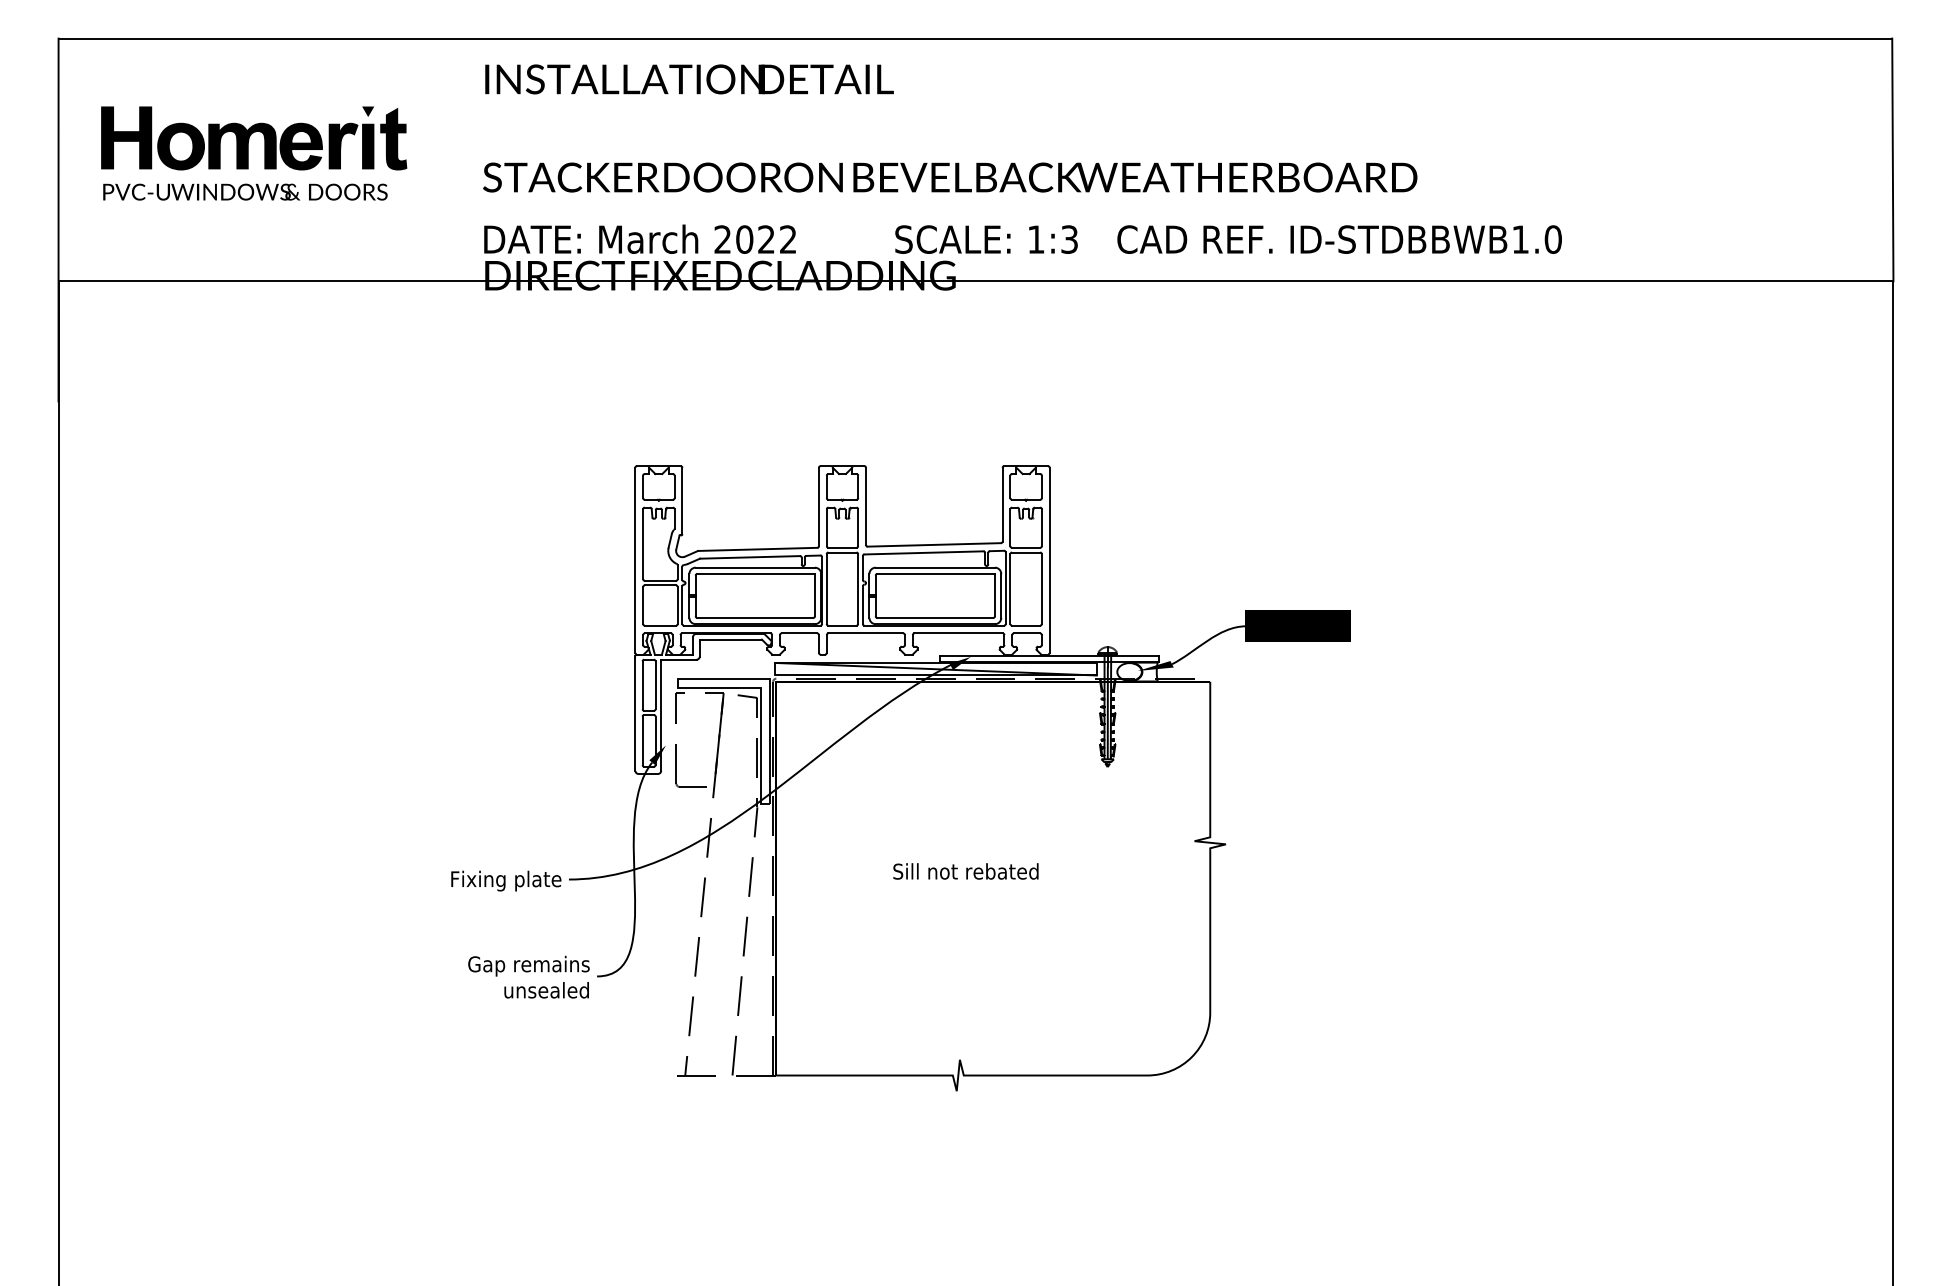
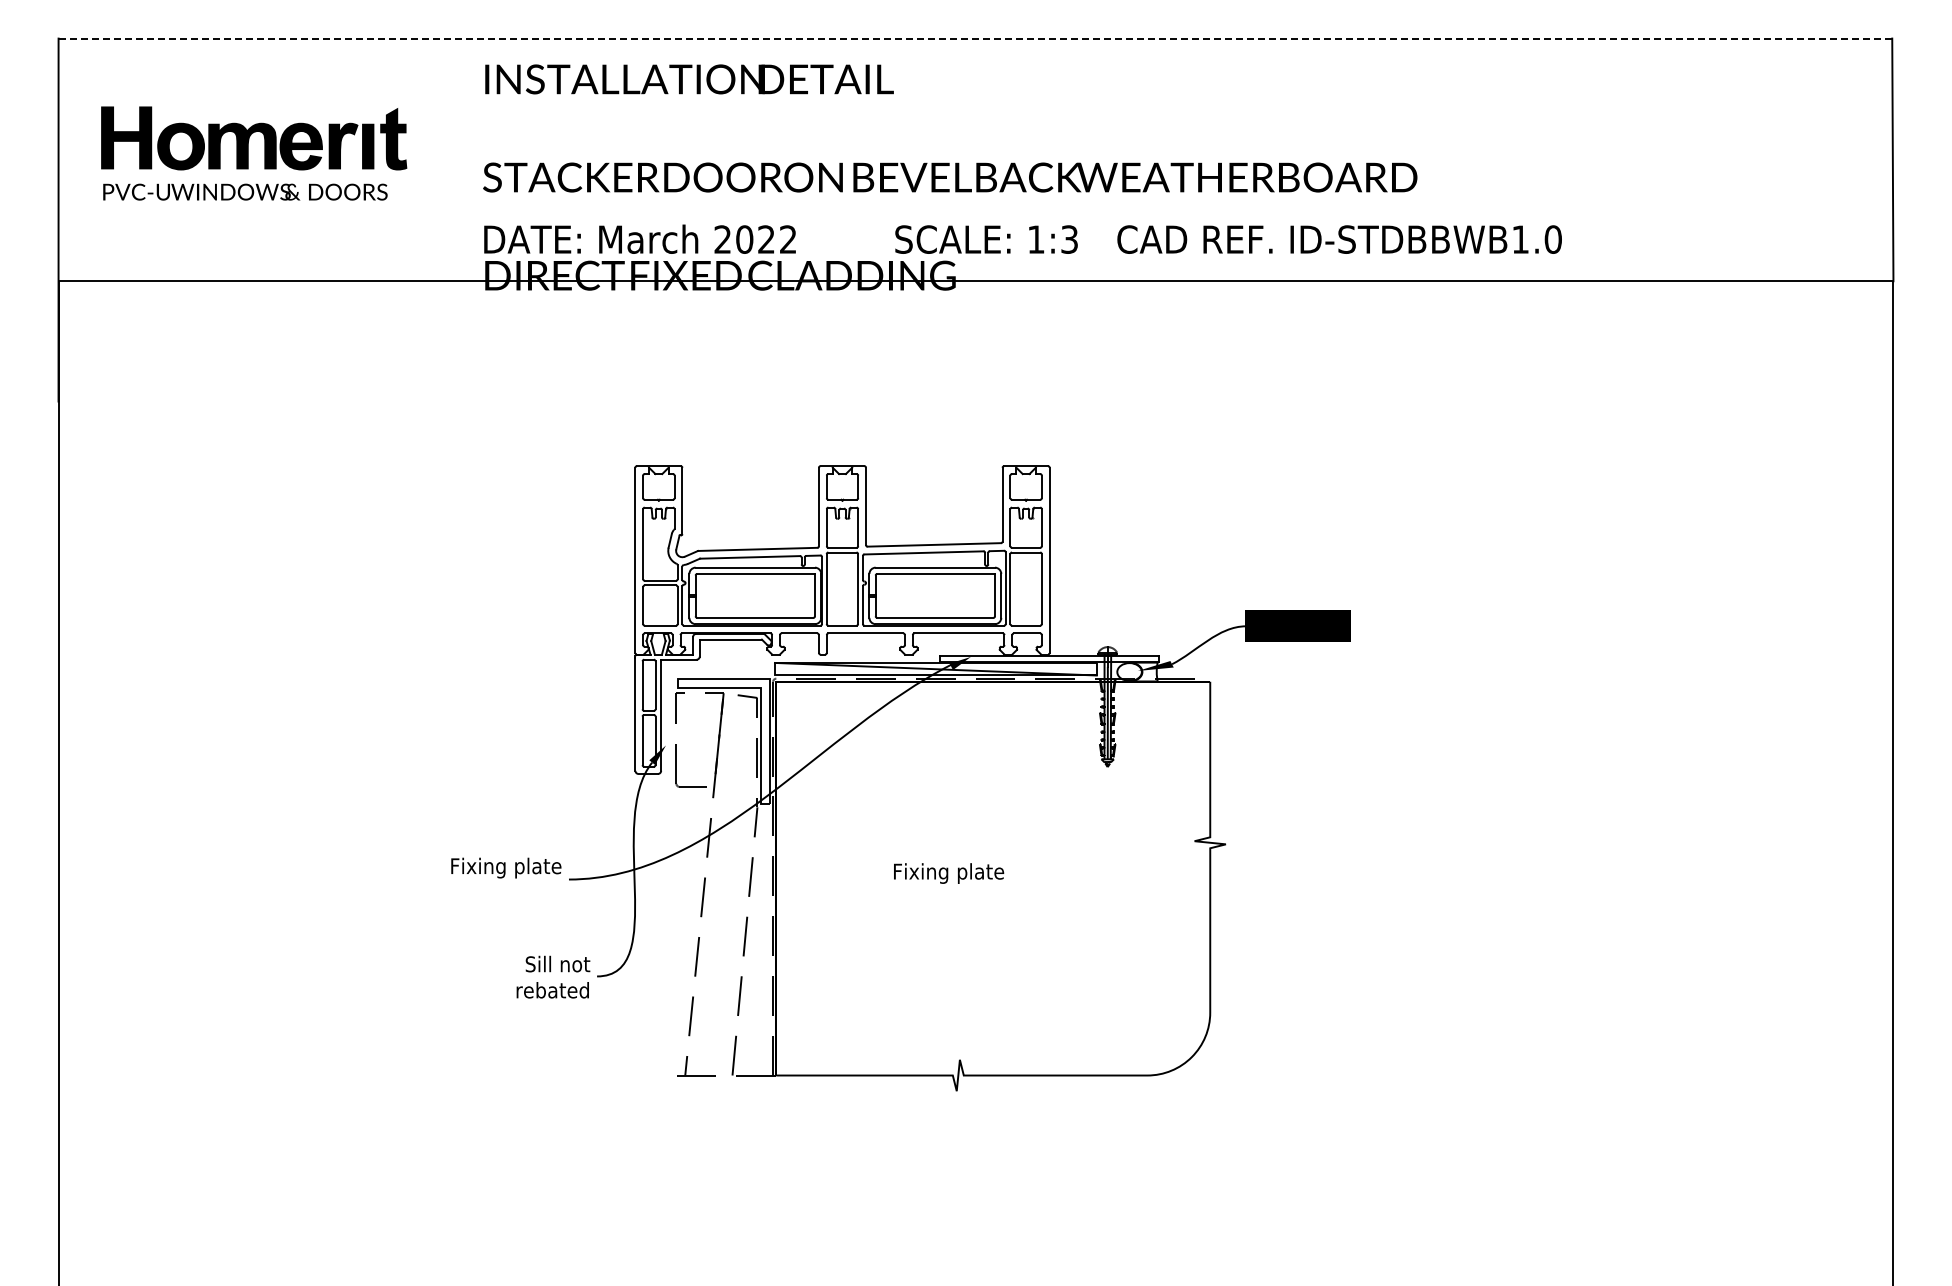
line: solid -> dashed (975, 38)
fill: present -> none (368, 111)
text: Sill not rebated -> Fixing plate (965, 873)
text position: (506, 880) -> (506, 867) (506, 867)
text: Gap remains unsealed -> Sill not rebated (529, 976)
